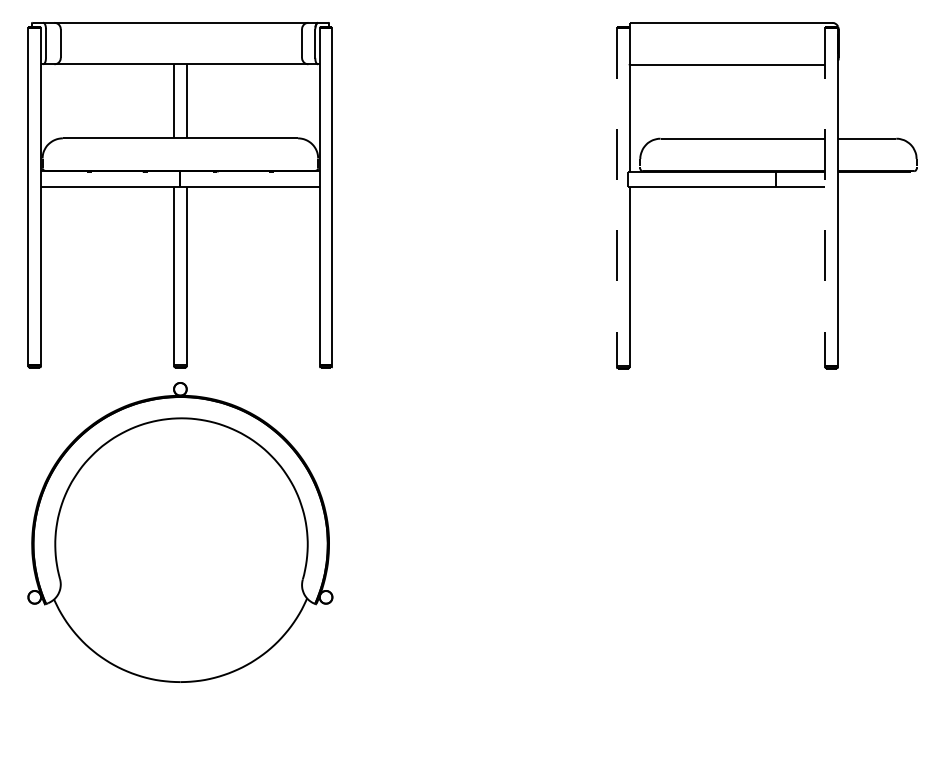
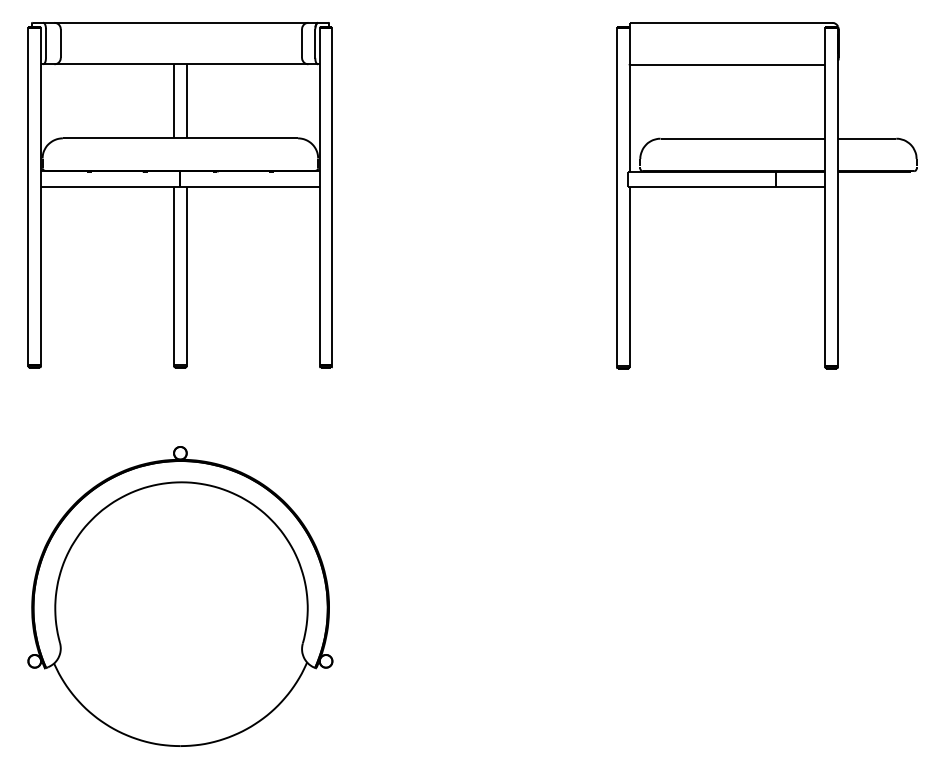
line: dashed -> solid (616, 196)
line: dashed -> solid (825, 196)
part position: (180, 532) -> (180, 596) (180, 596)
